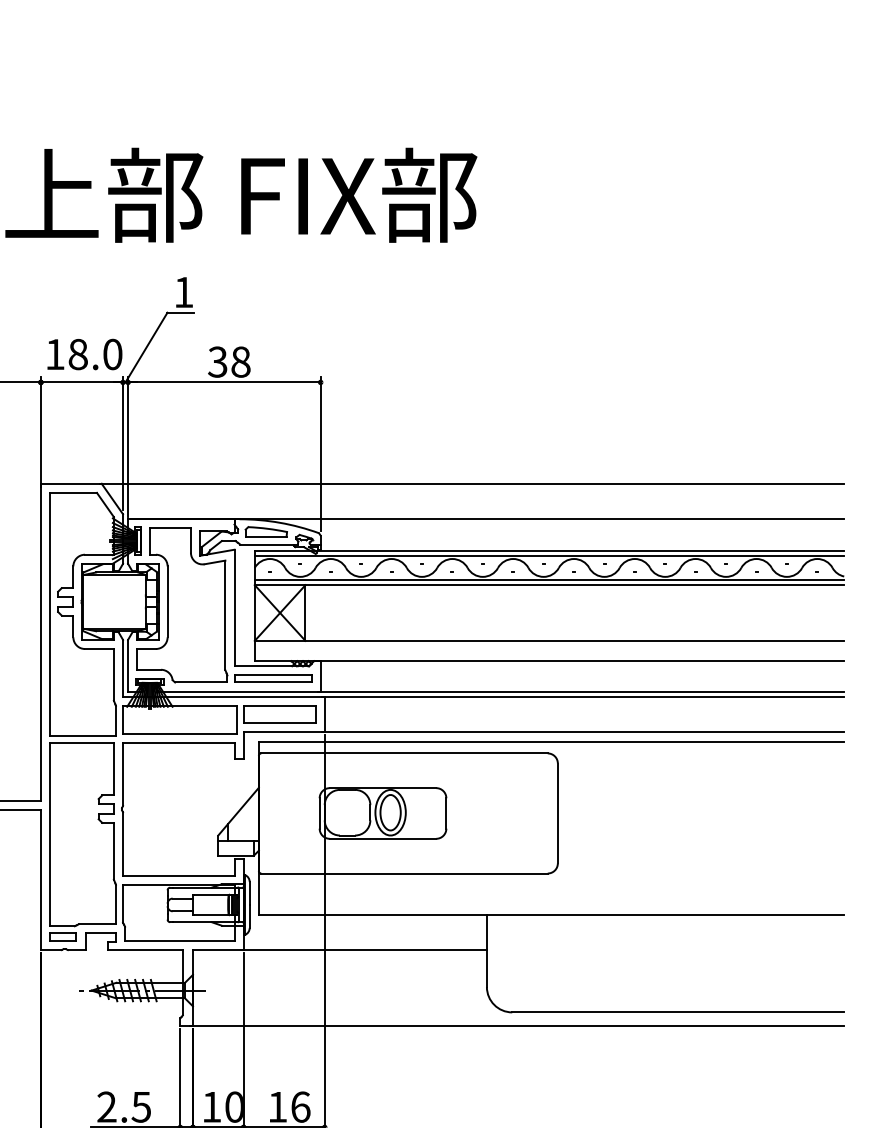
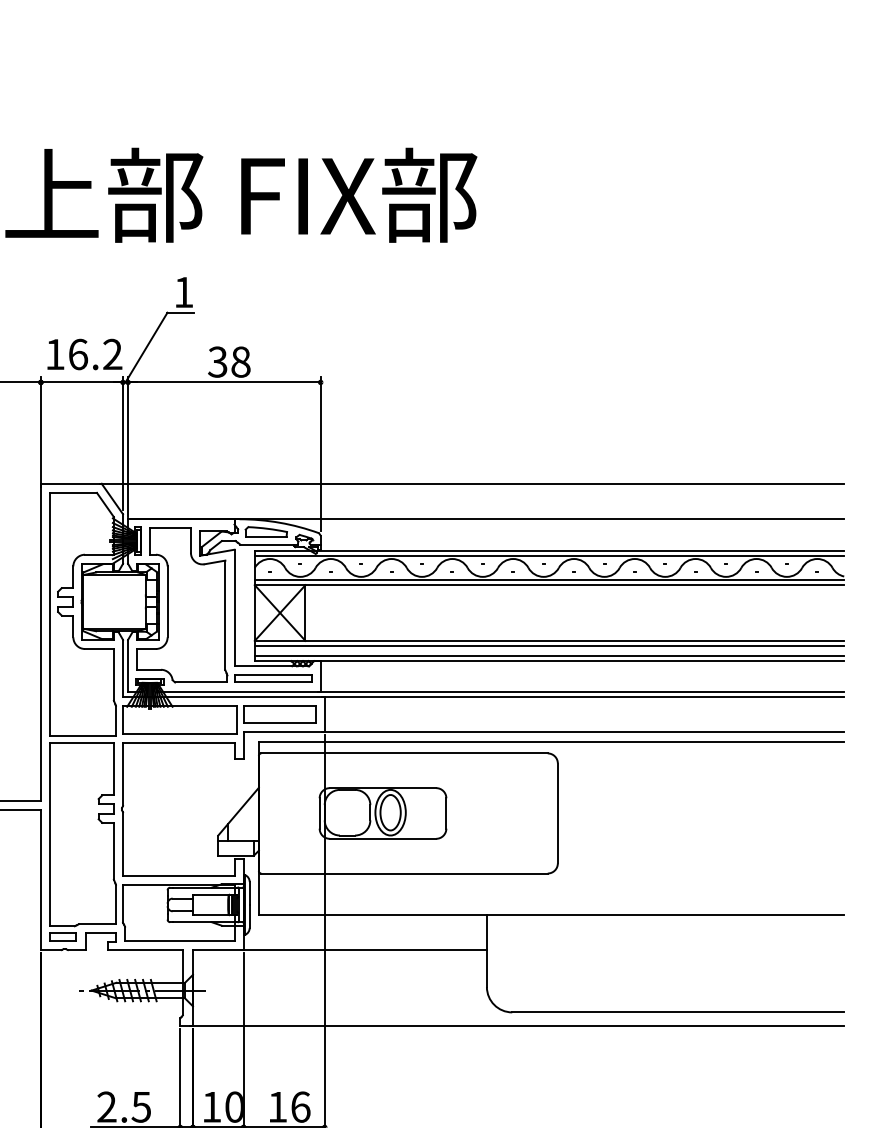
text: 18.0 -> 16.2 (95, 354)
line: none -> present (549, 645)
line: none -> present (549, 656)
